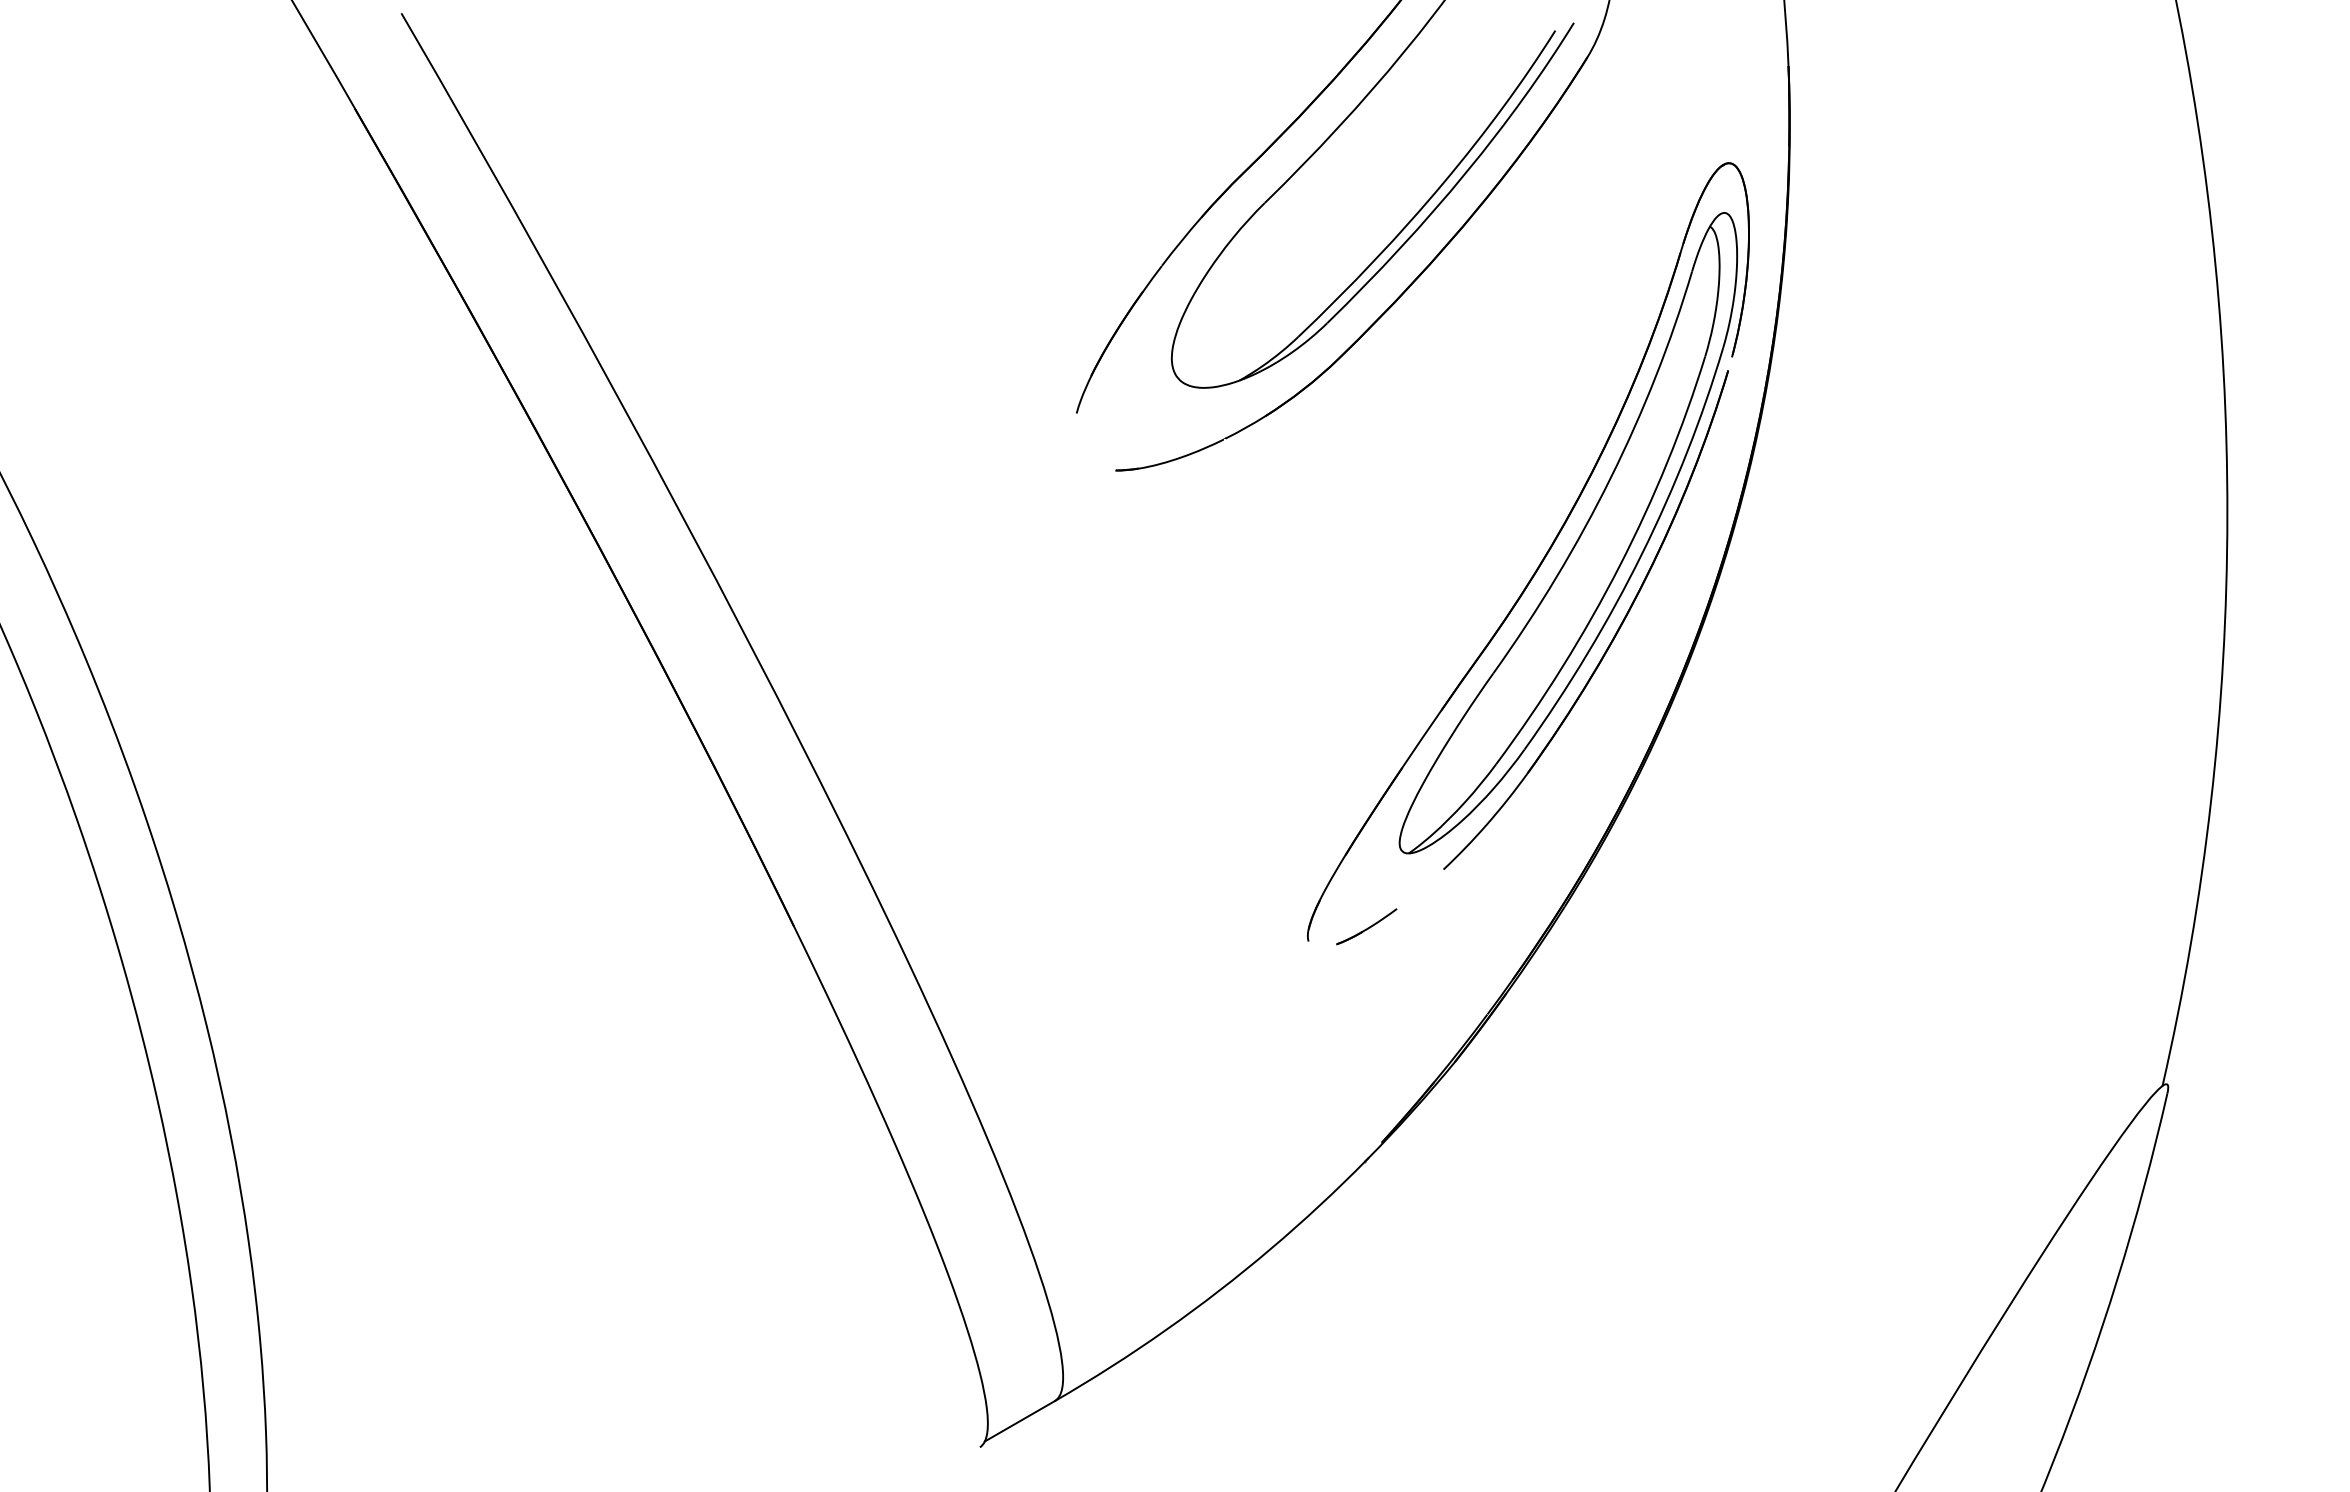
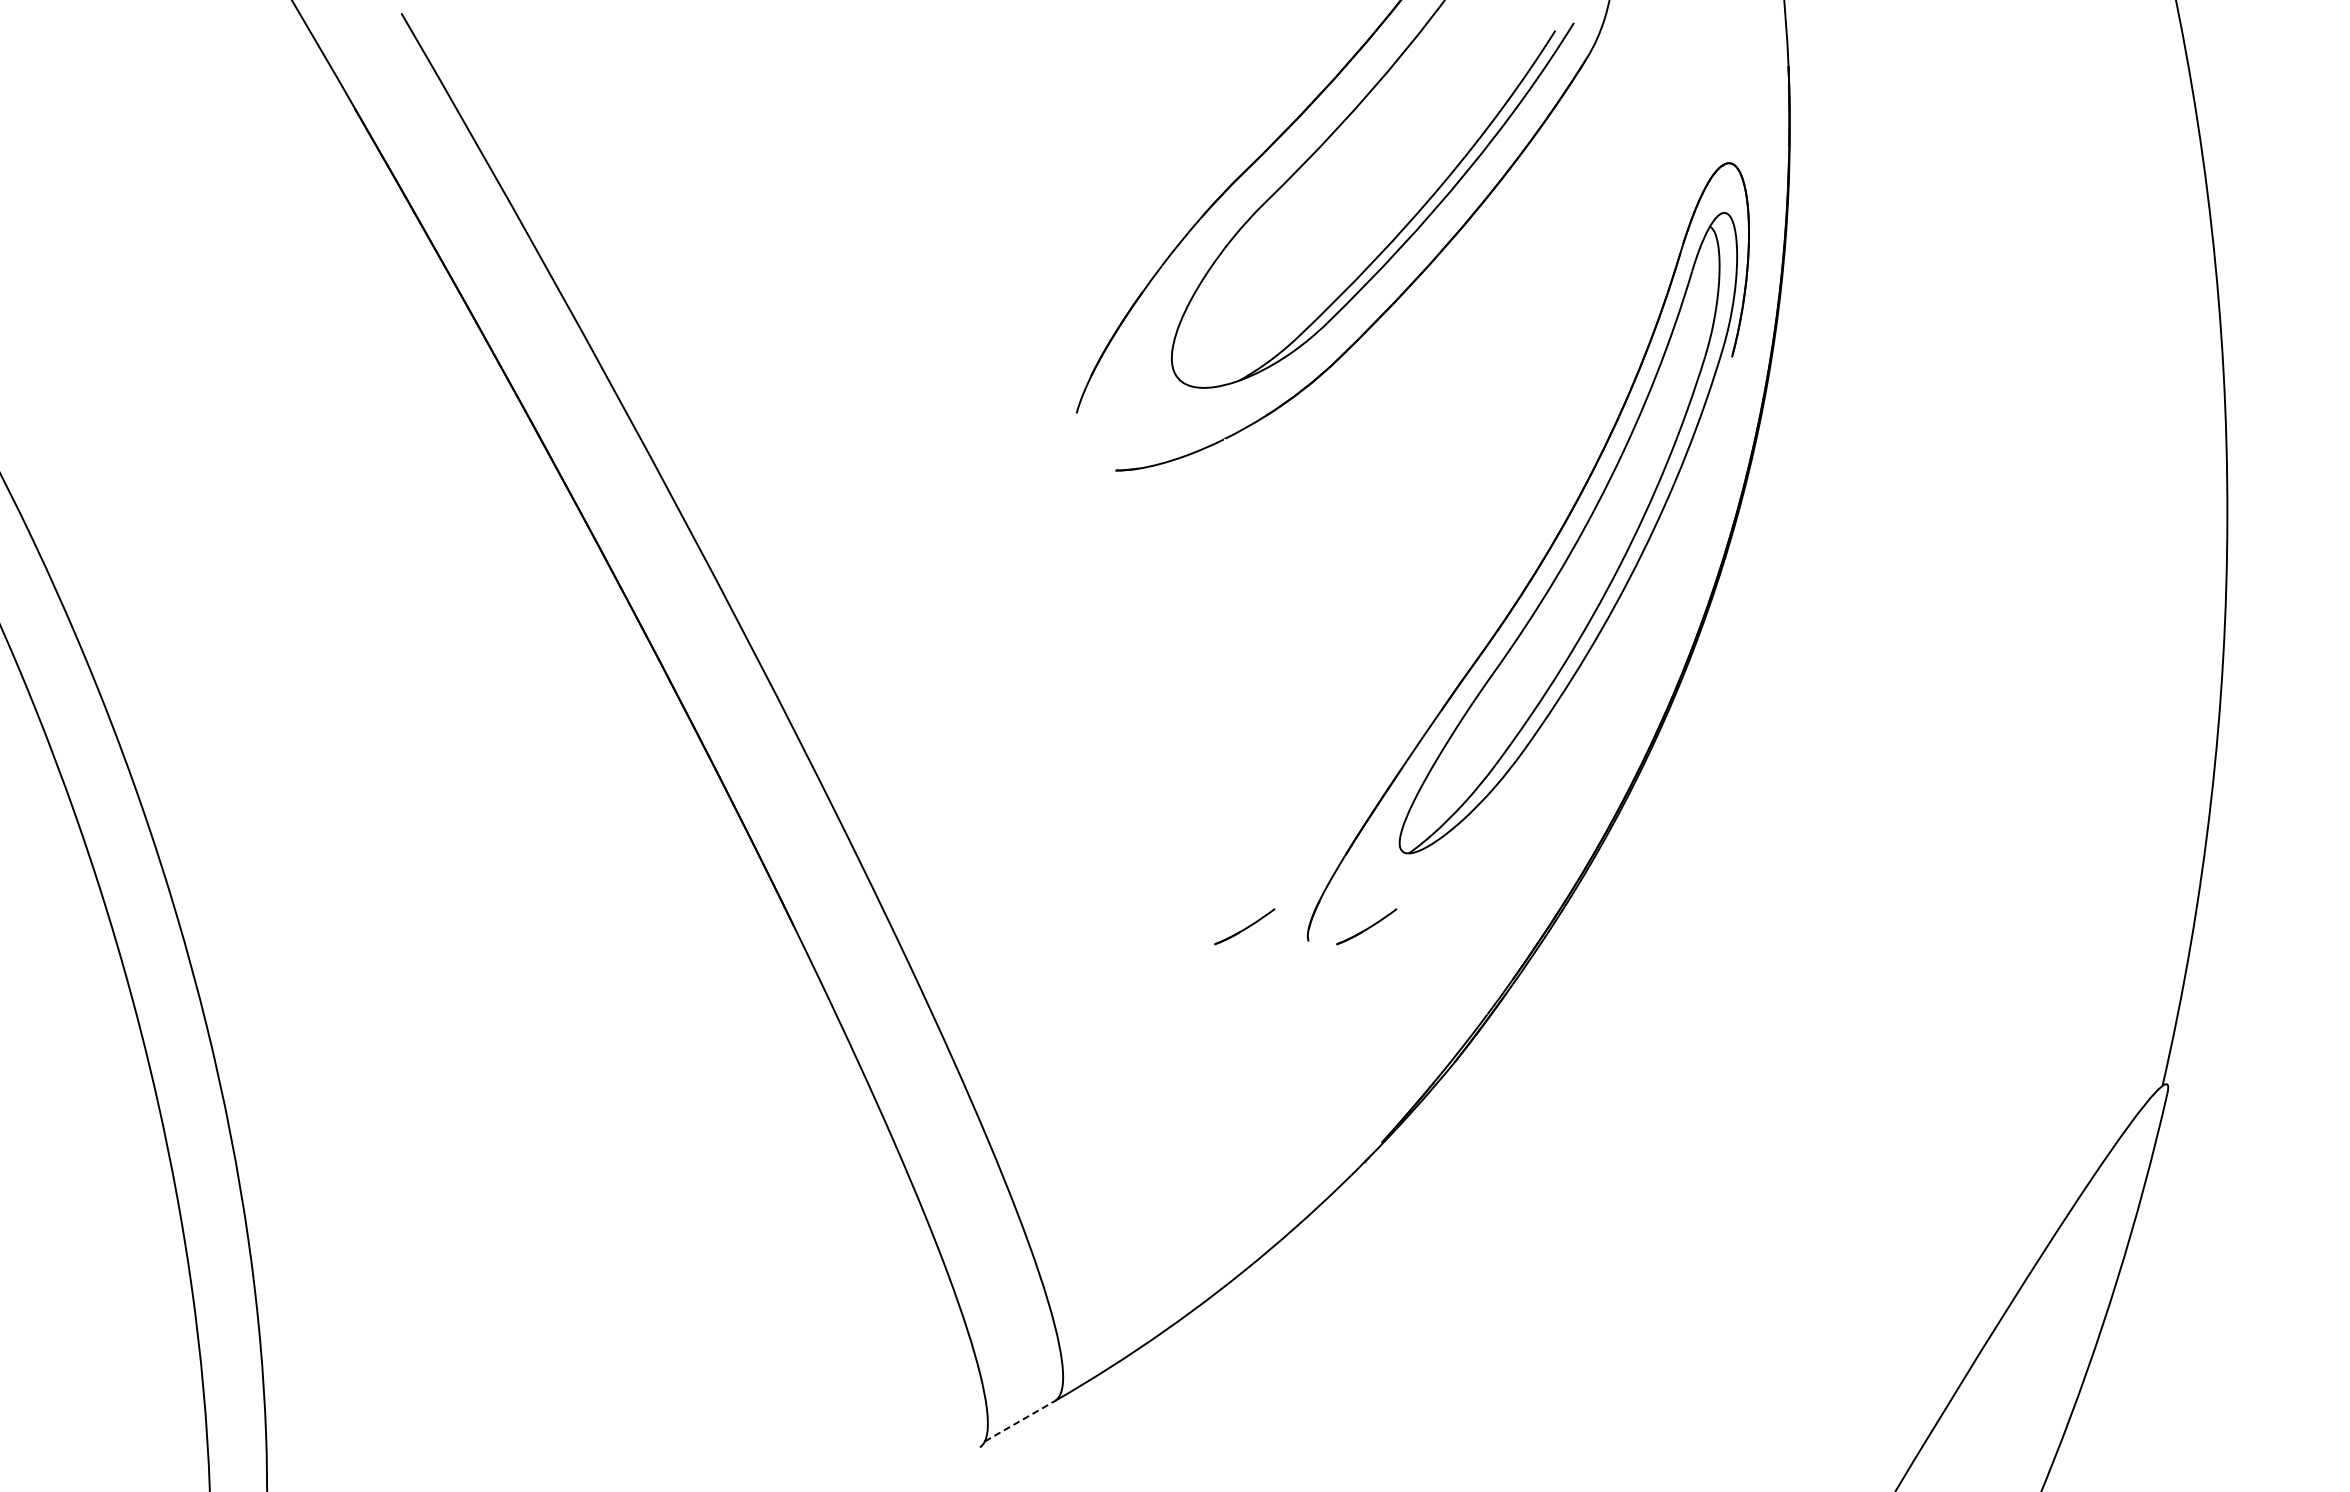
part: present -> none (1614, 634)
part: none -> present (1244, 926)
line: solid -> dashed (1020, 1421)
